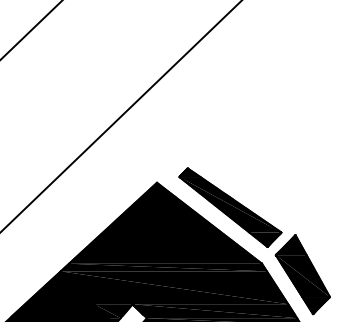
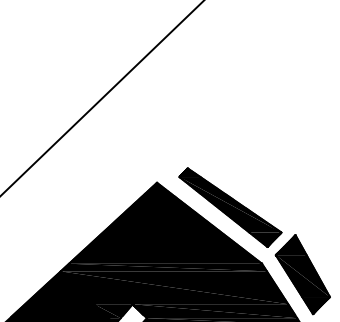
line: present -> none (31, 30)
line position: (121, 116) -> (102, 98) (102, 98)
